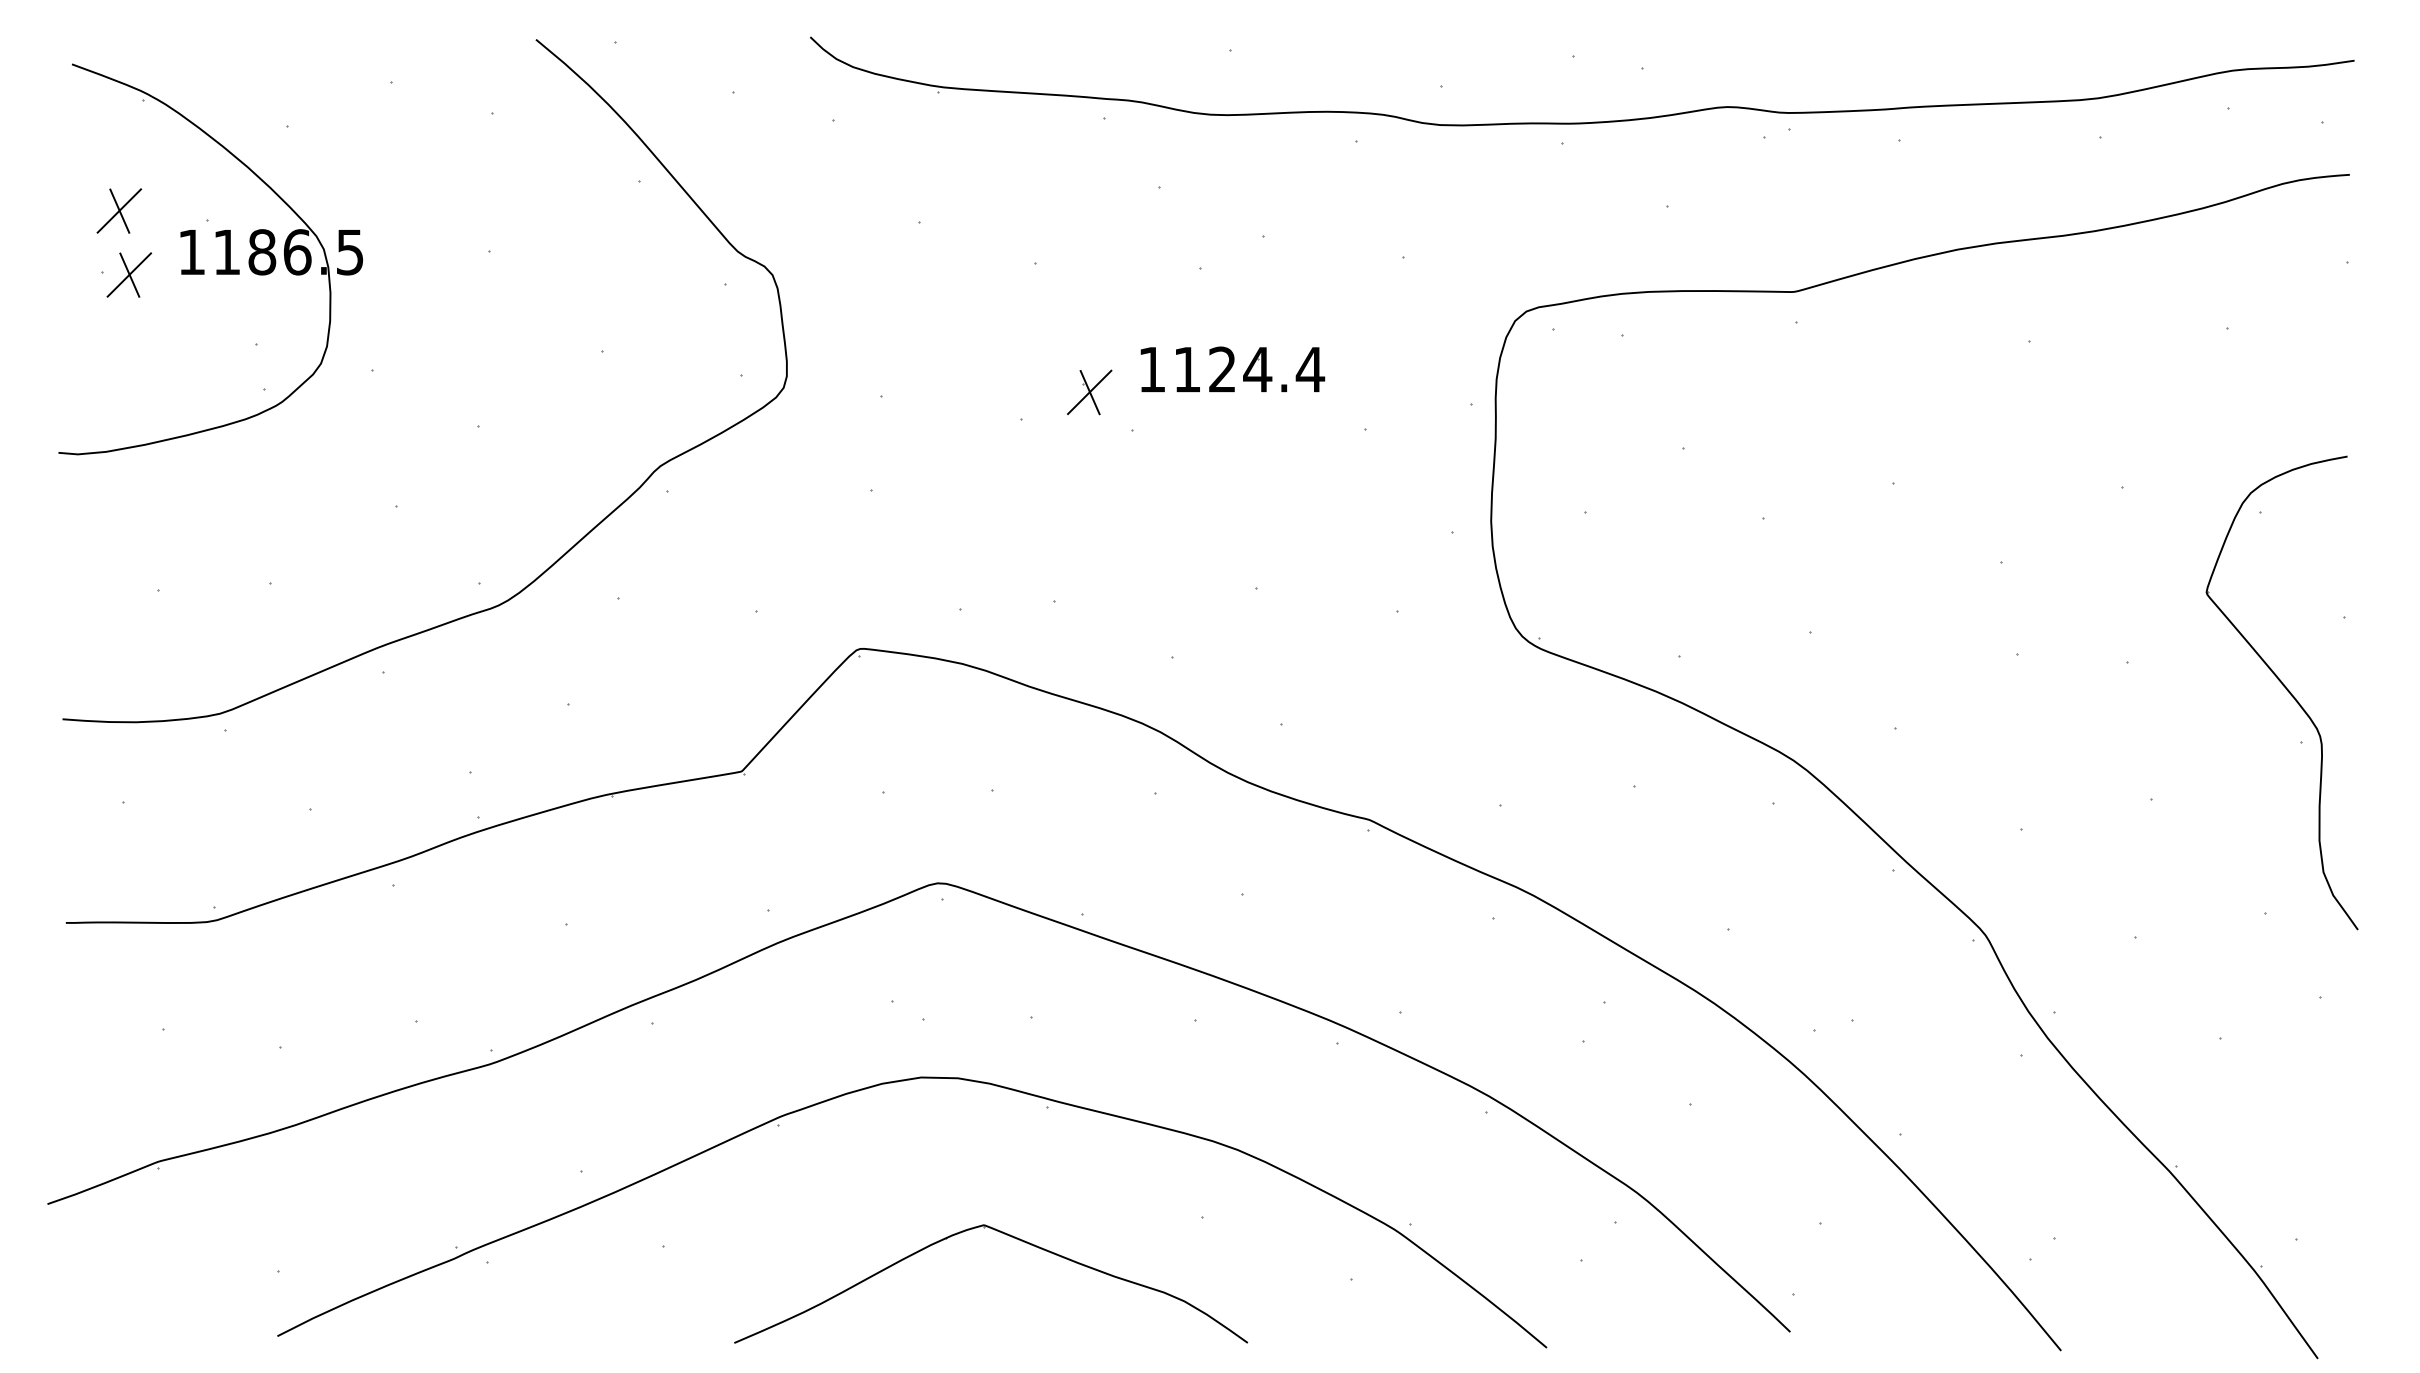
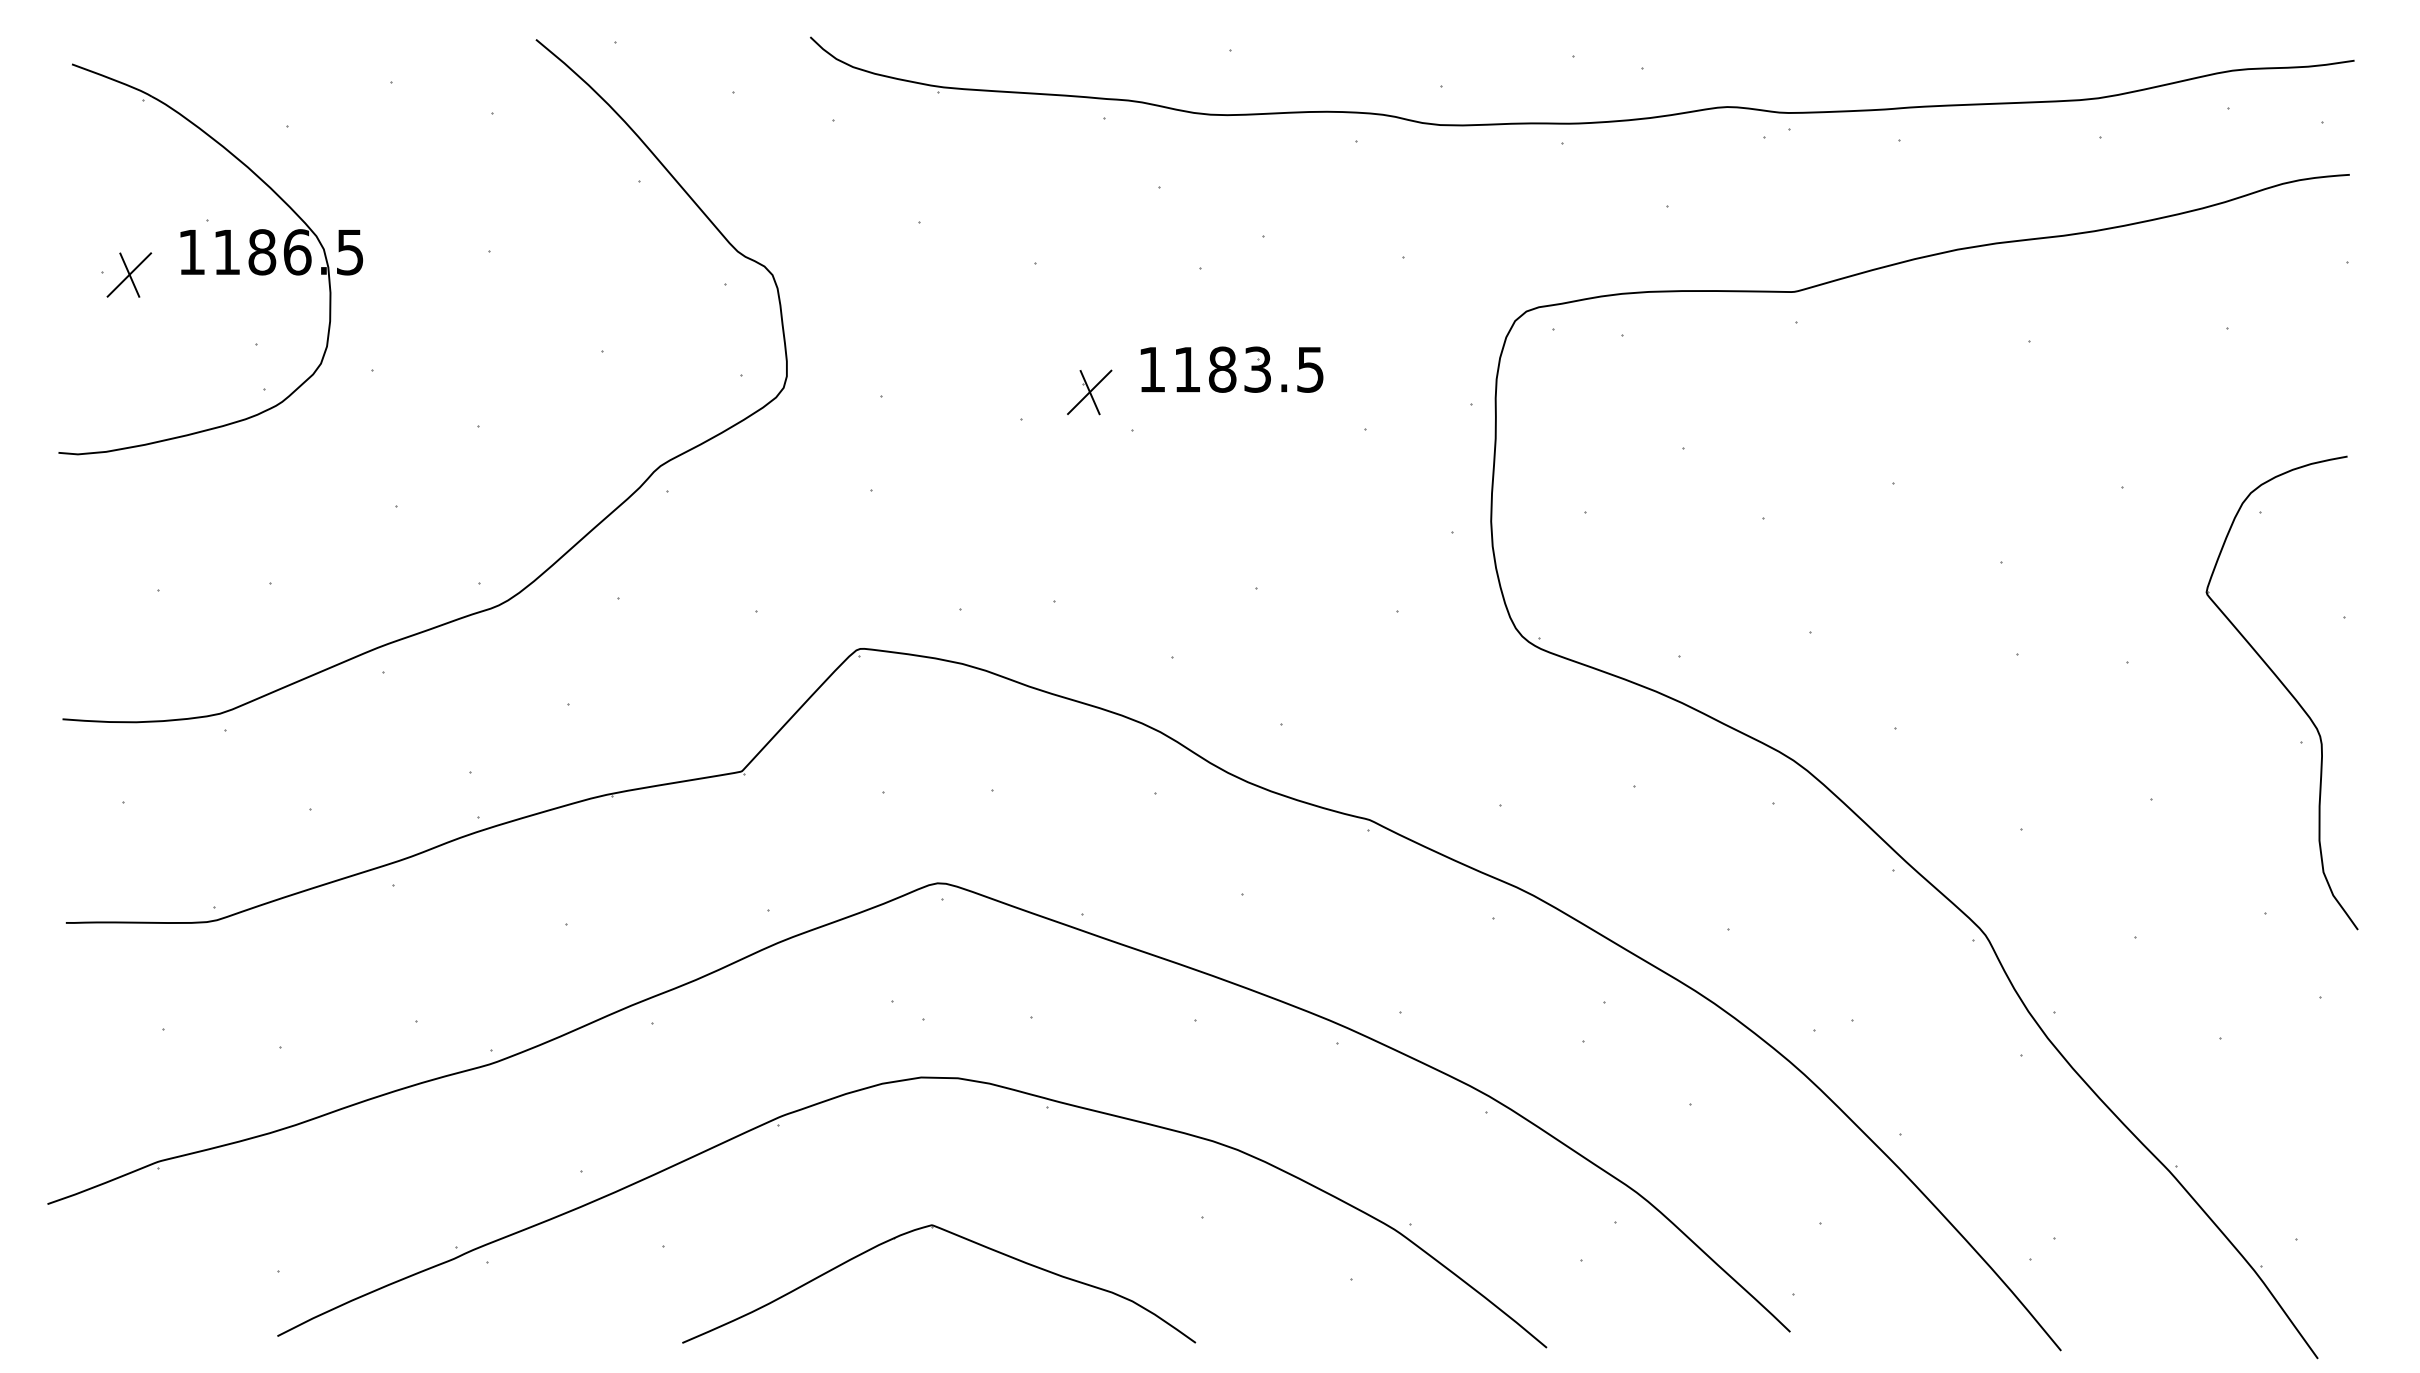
part: present -> none (119, 210)
text: 1124.4 -> 1183.5 (1266, 369)
part position: (1011, 1237) -> (959, 1237) (959, 1237)
